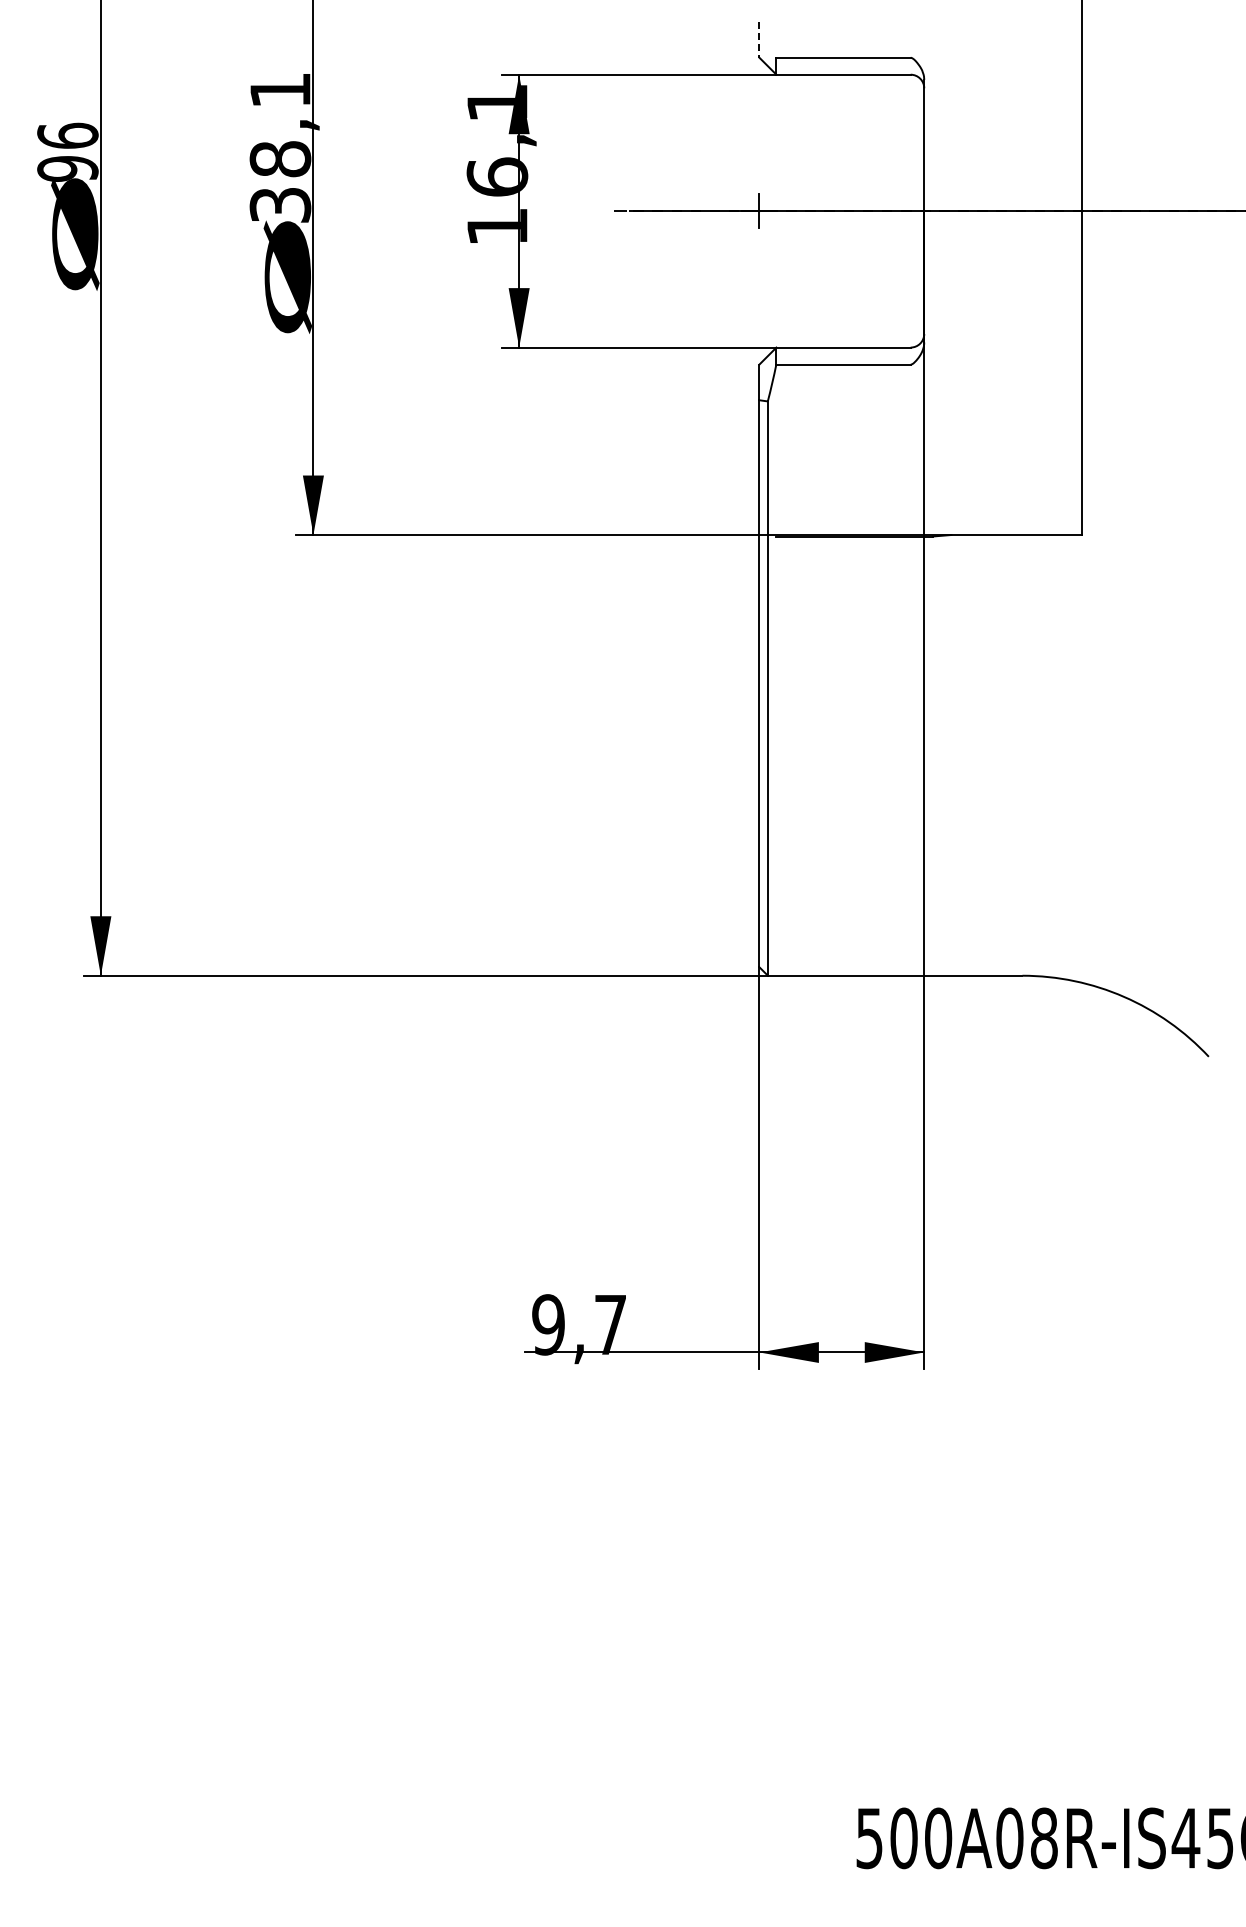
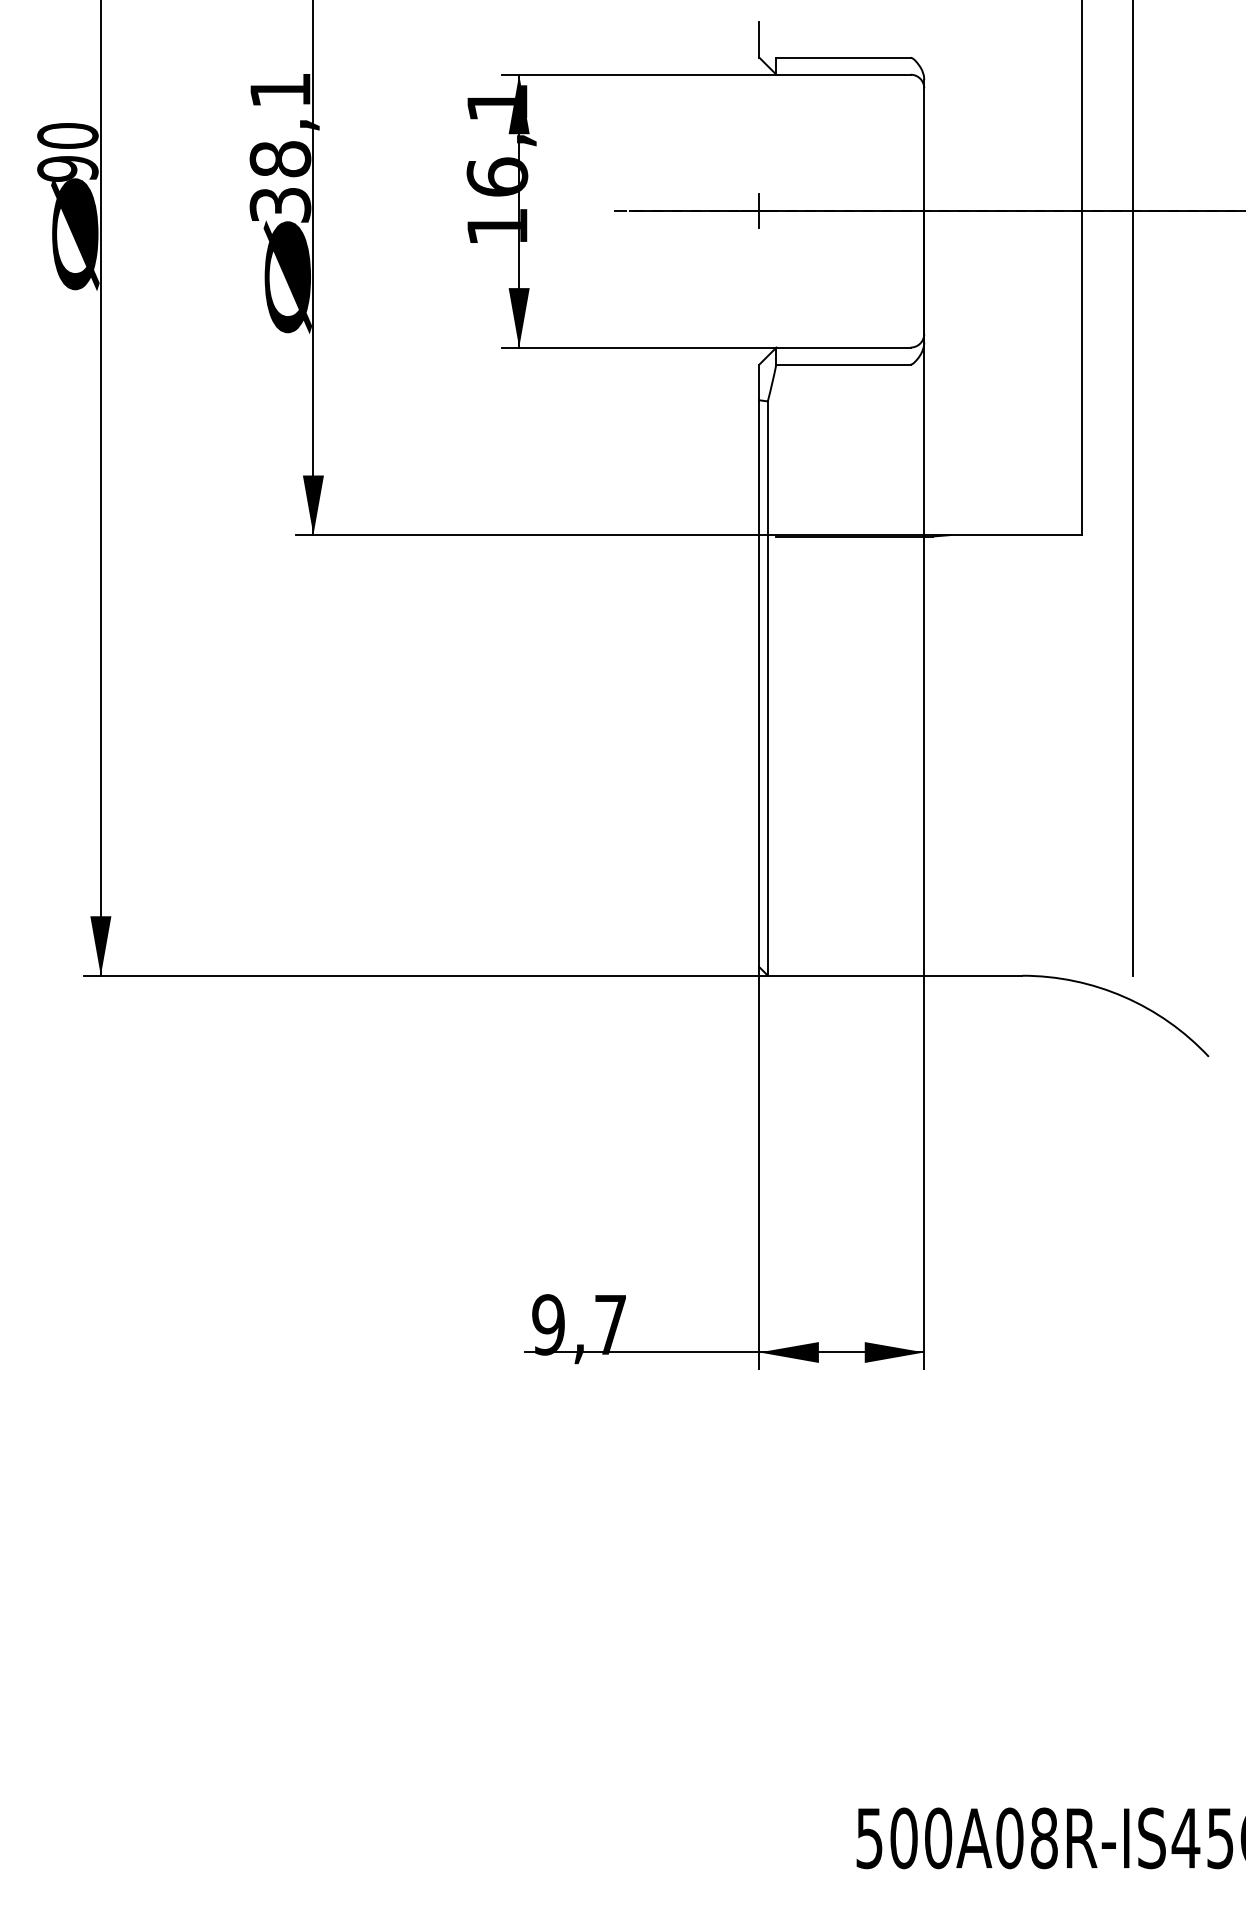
line: dashed -> solid (759, 39)
text: 96 -> 90 (67, 135)
line: none -> present (1133, 488)
